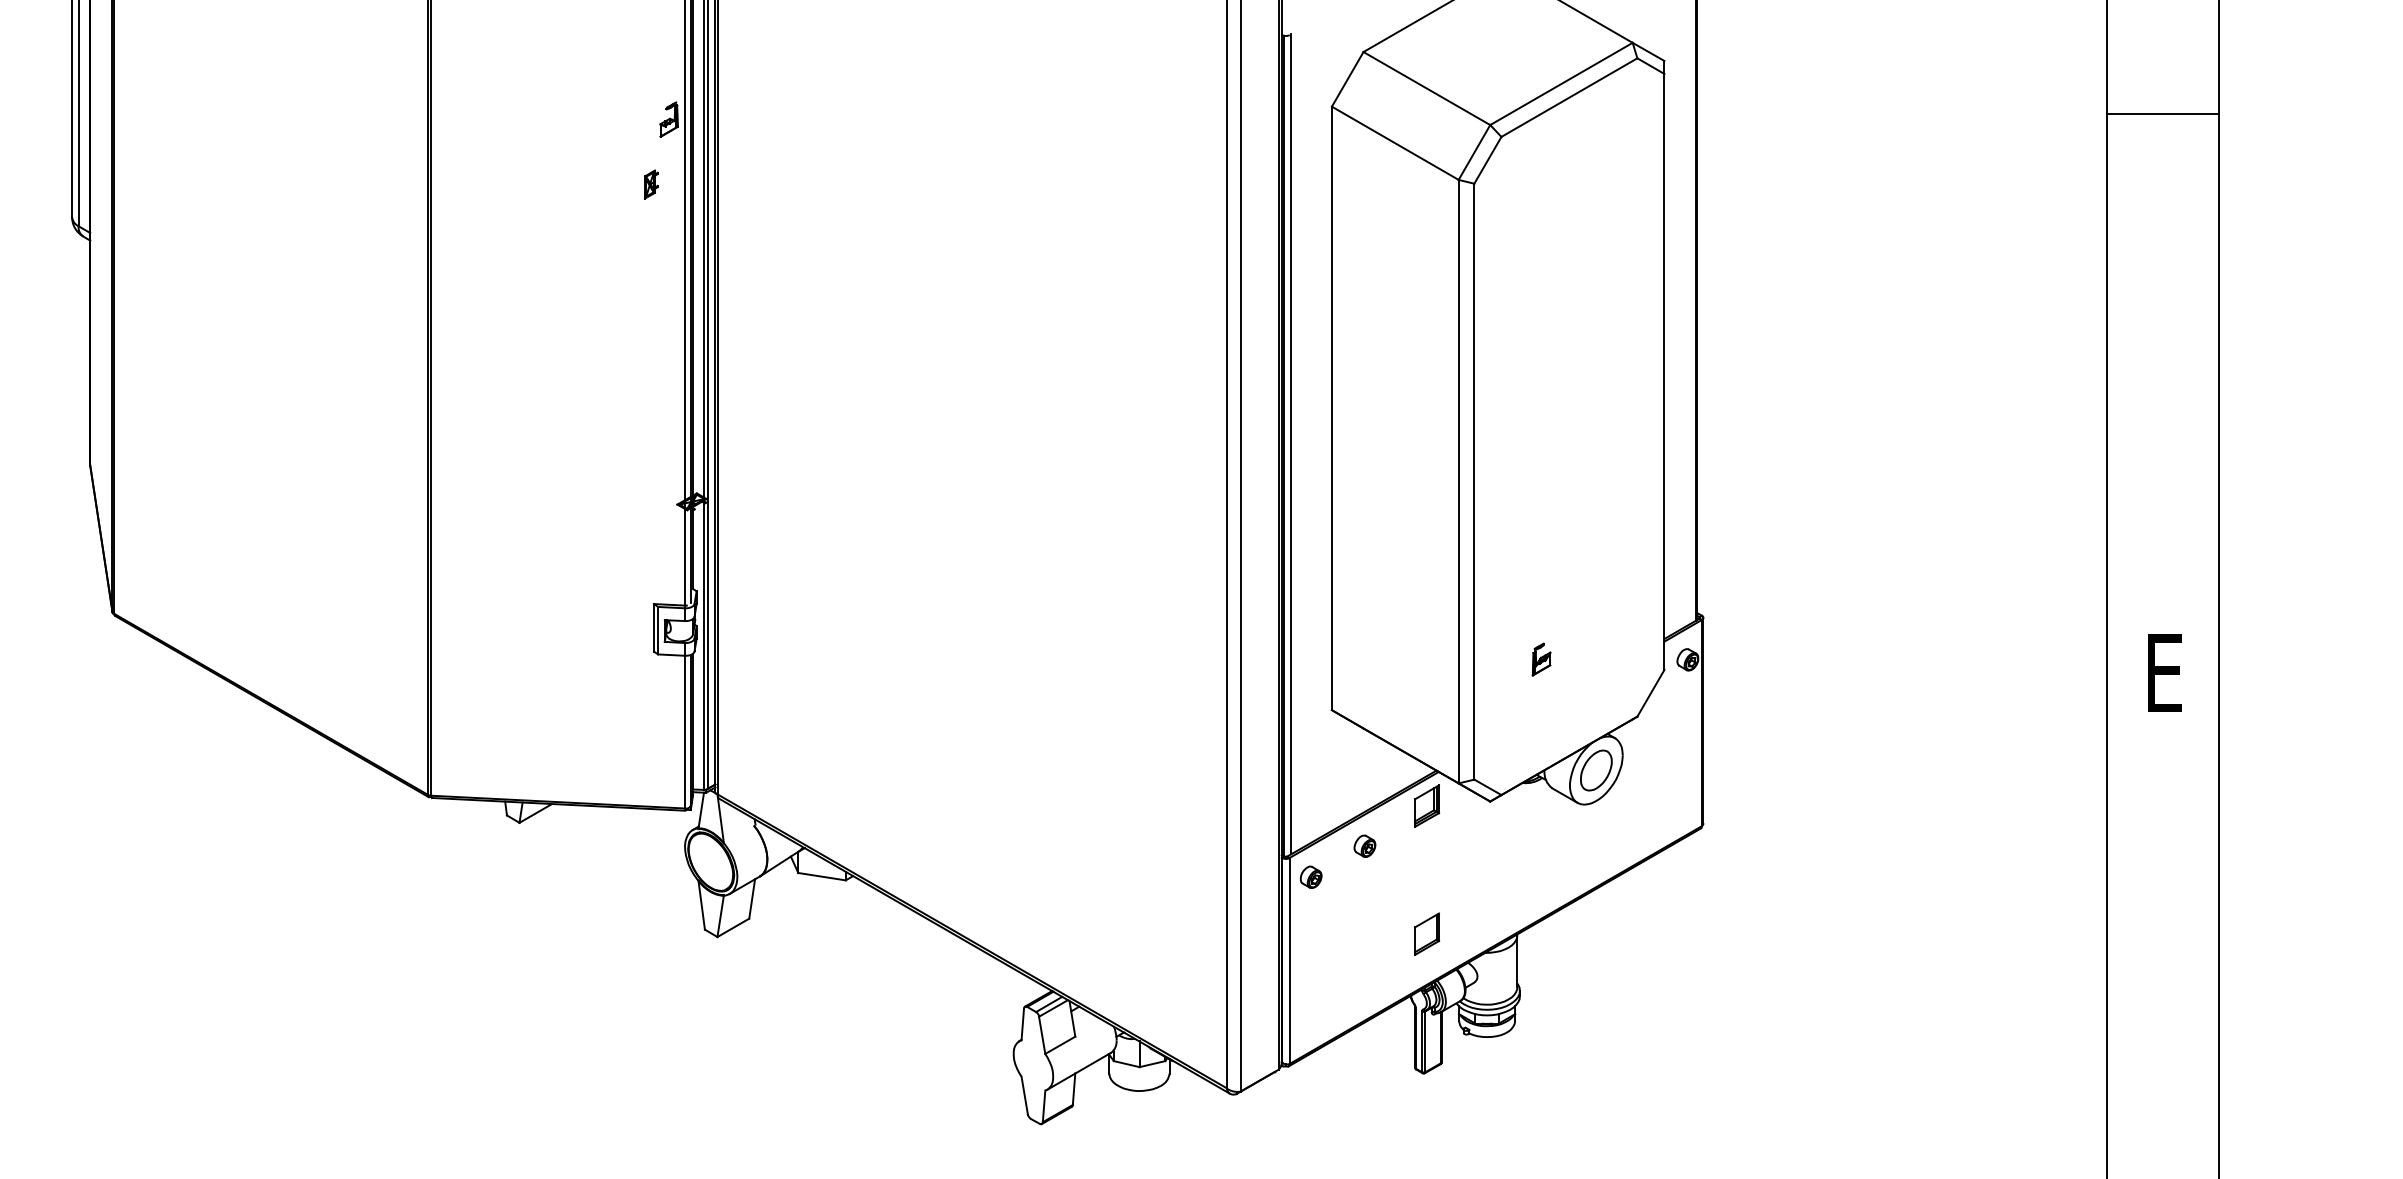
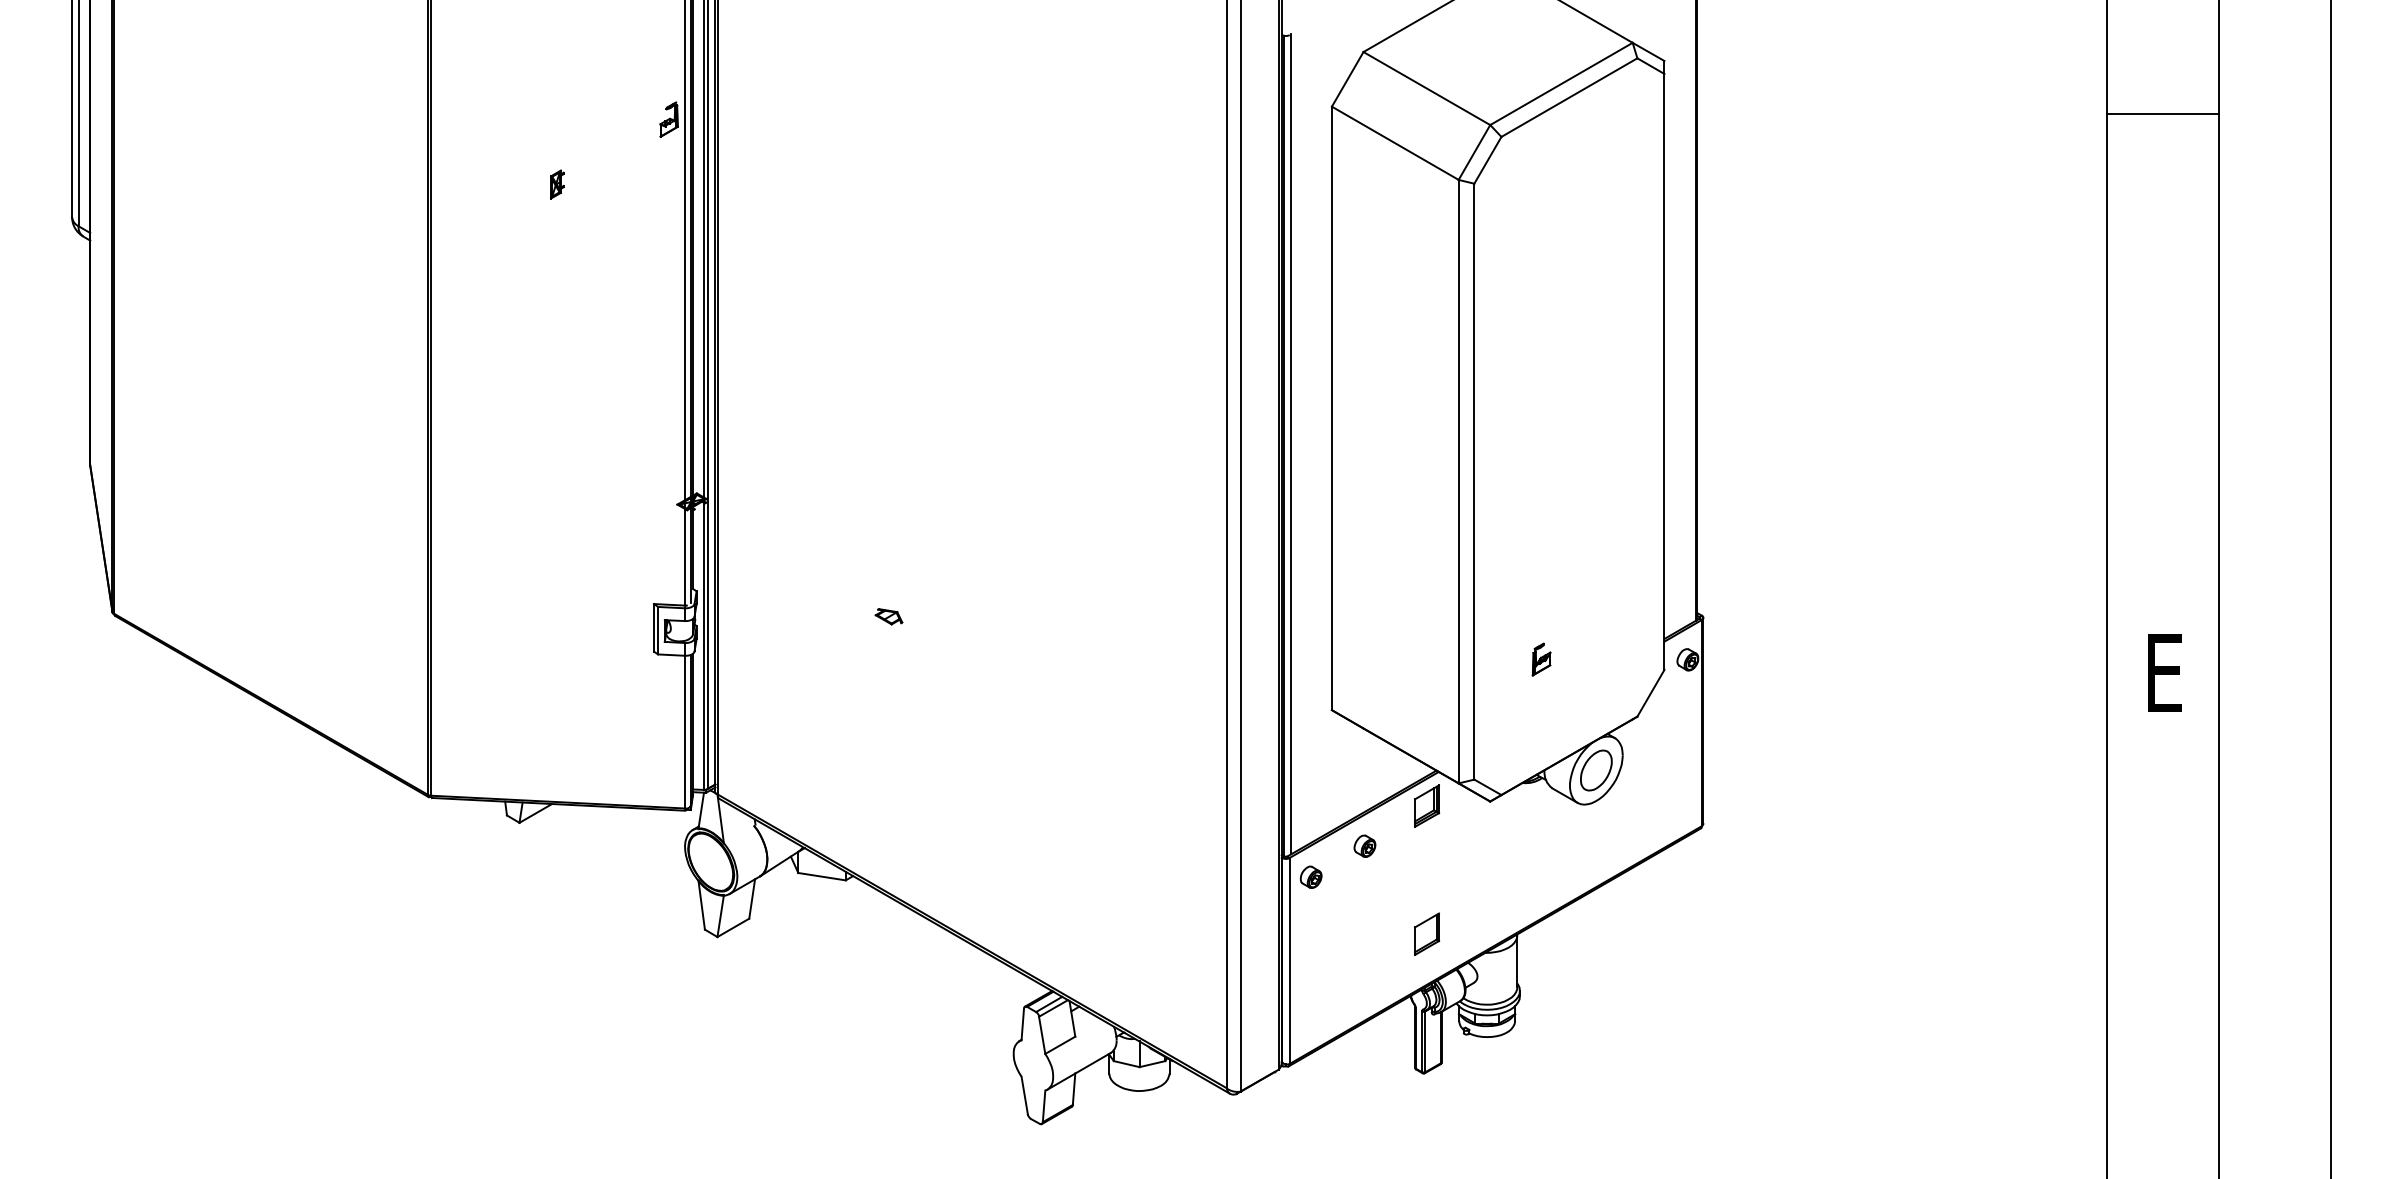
part position: (651, 184) -> (557, 184) (557, 184)
line: none -> present (2330, 588)
part: none -> present (888, 616)
